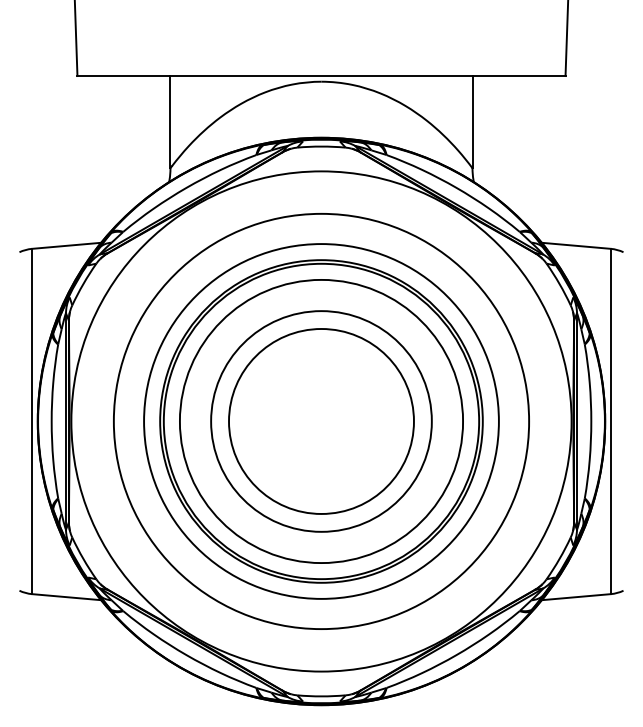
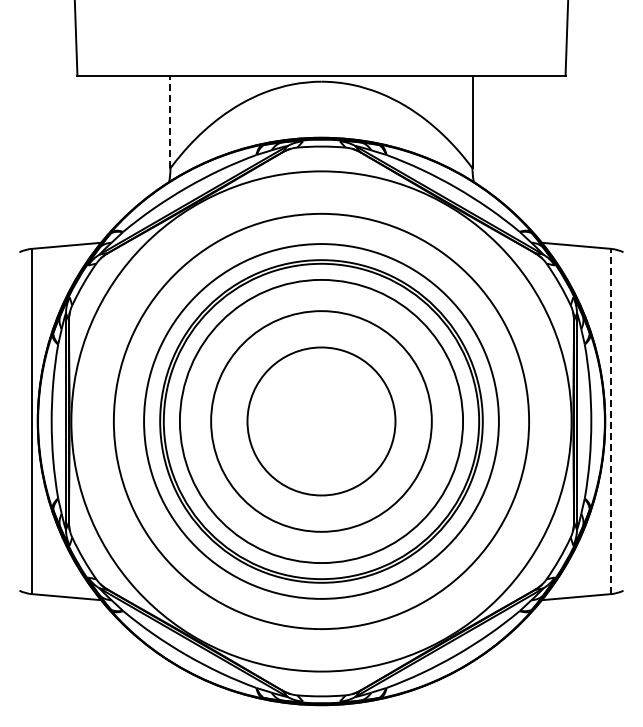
line: solid -> dashed (170, 121)
circle diameter: 185 px -> 148 px (321, 421)
line: solid -> dashed (610, 421)
